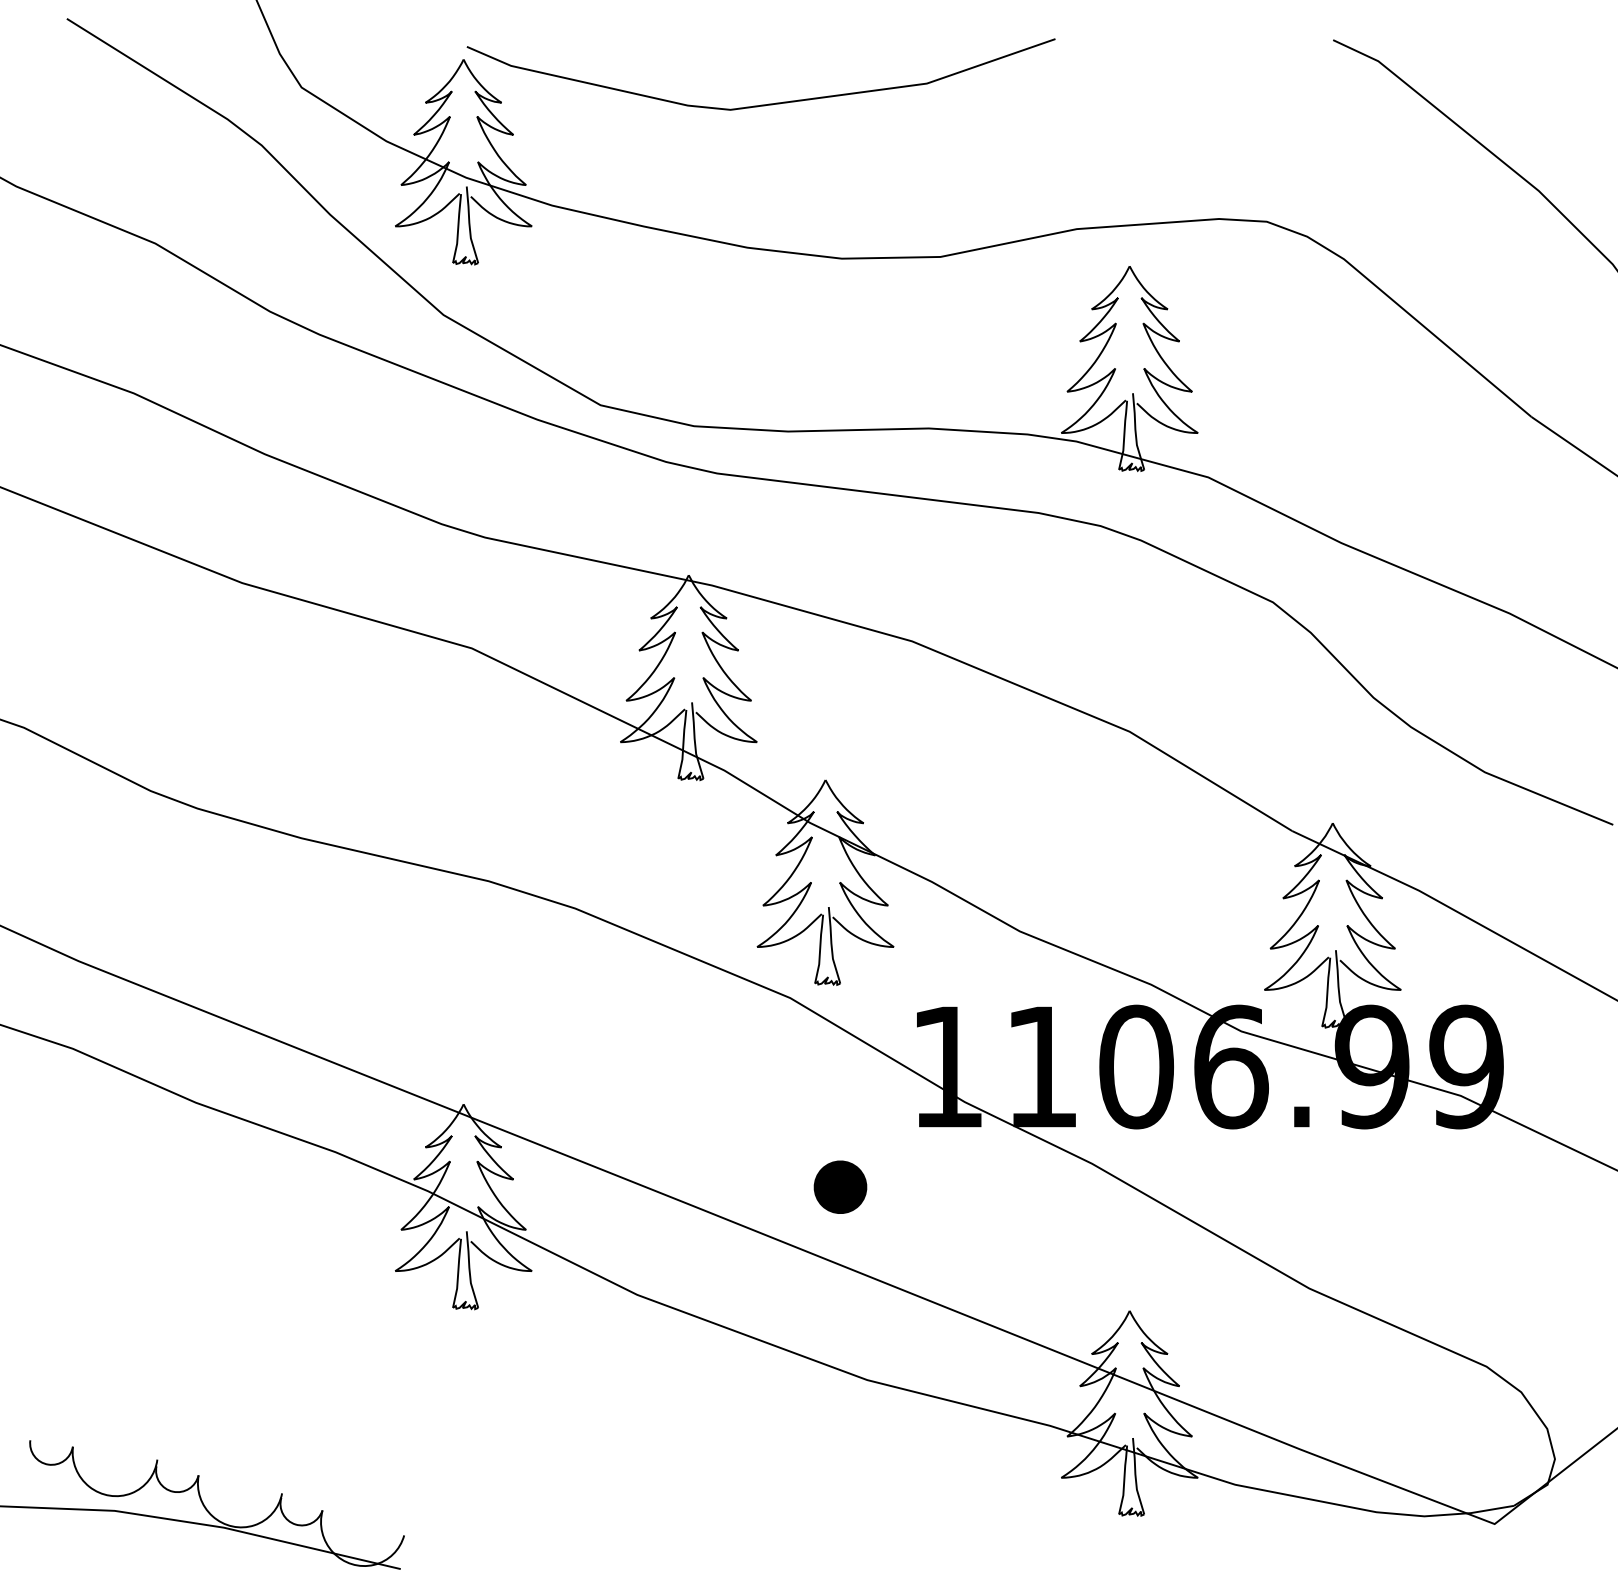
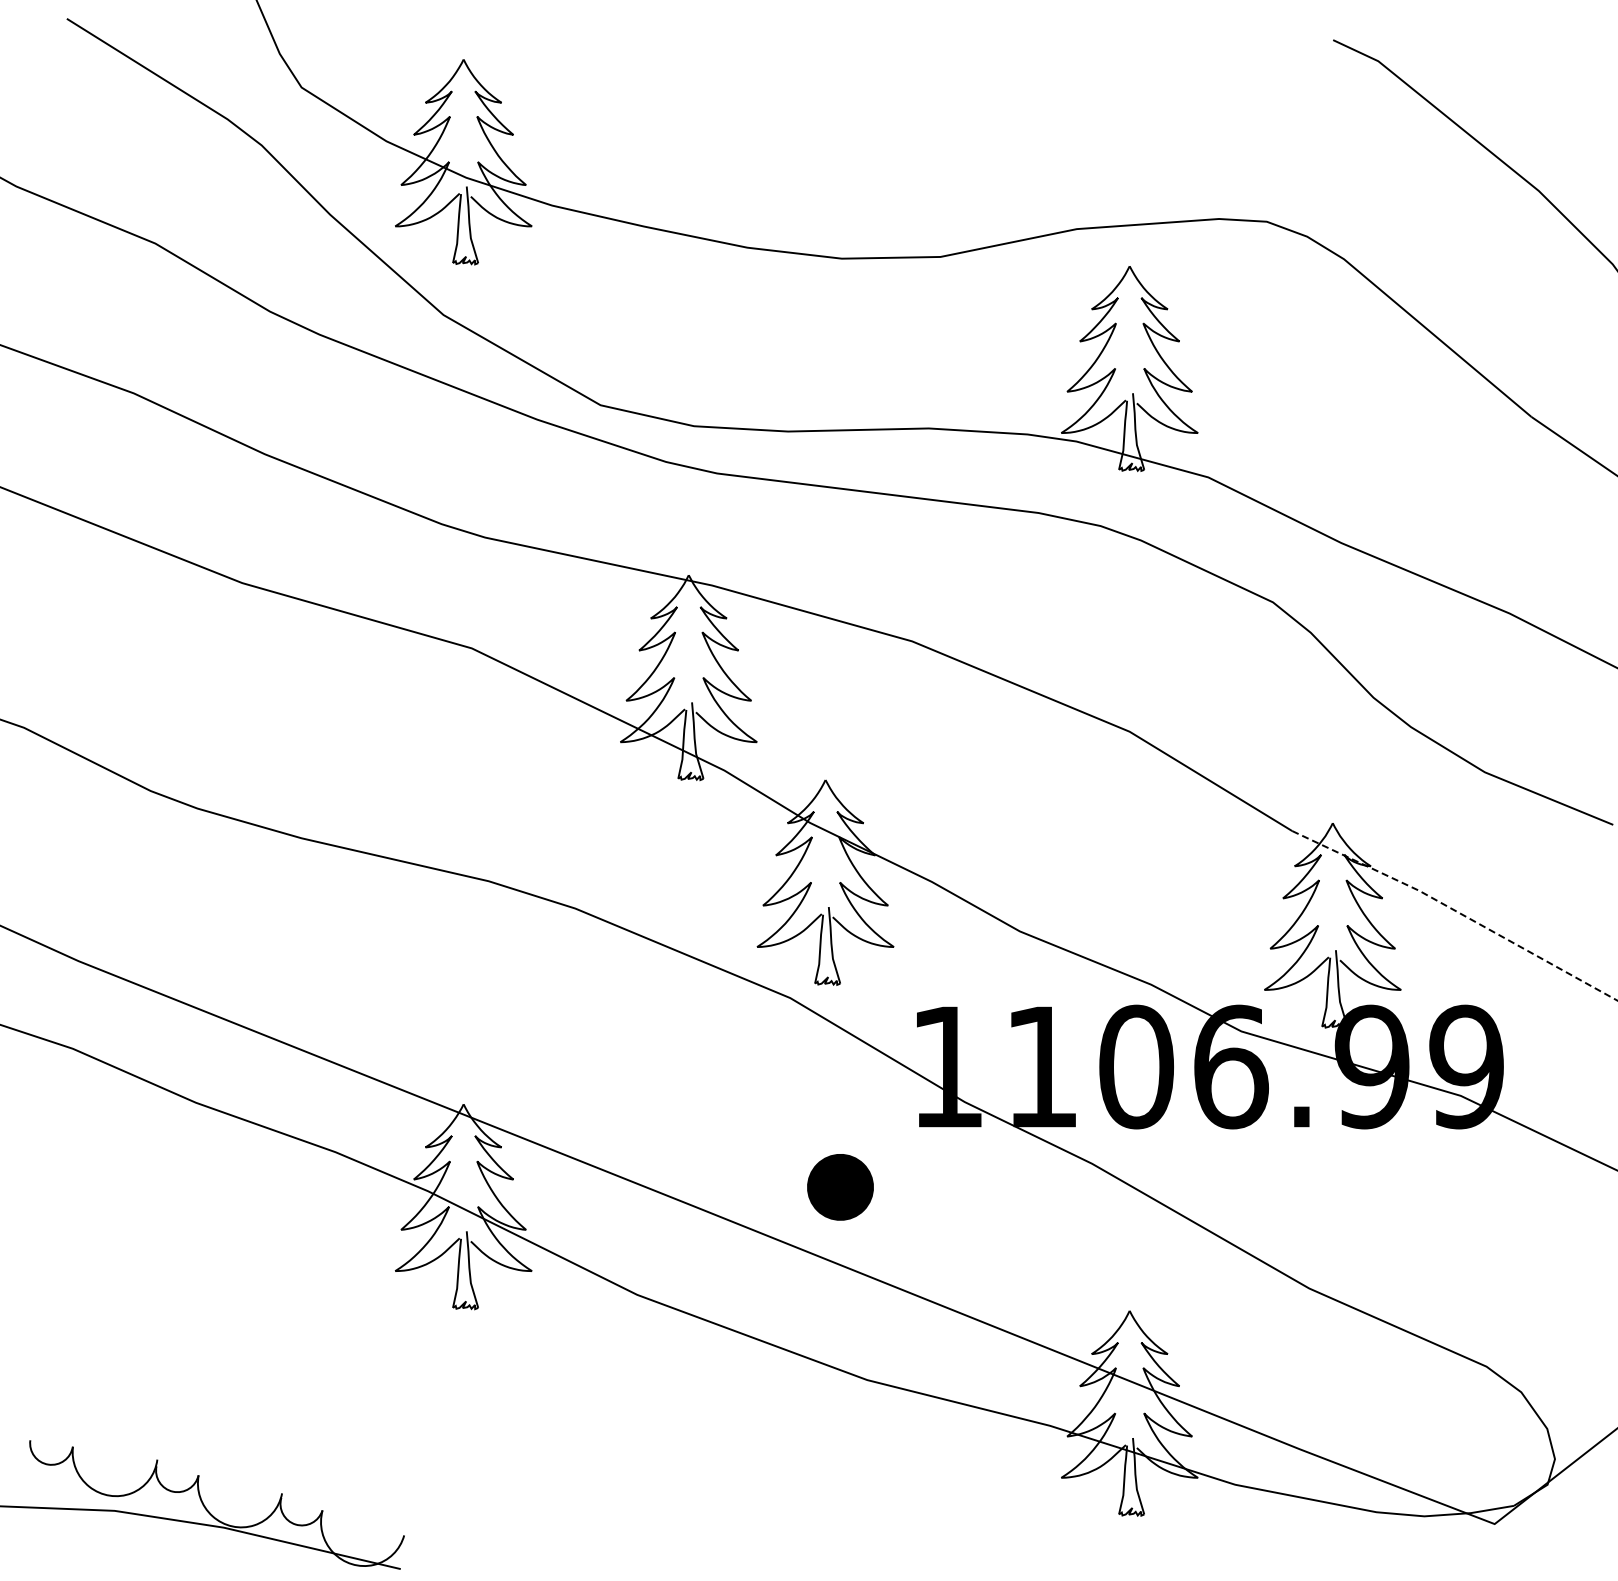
curve: present -> none (761, 104)
line: solid -> dashed (1456, 911)
part size: 55x54 px -> 67x67 px (840, 1187)
